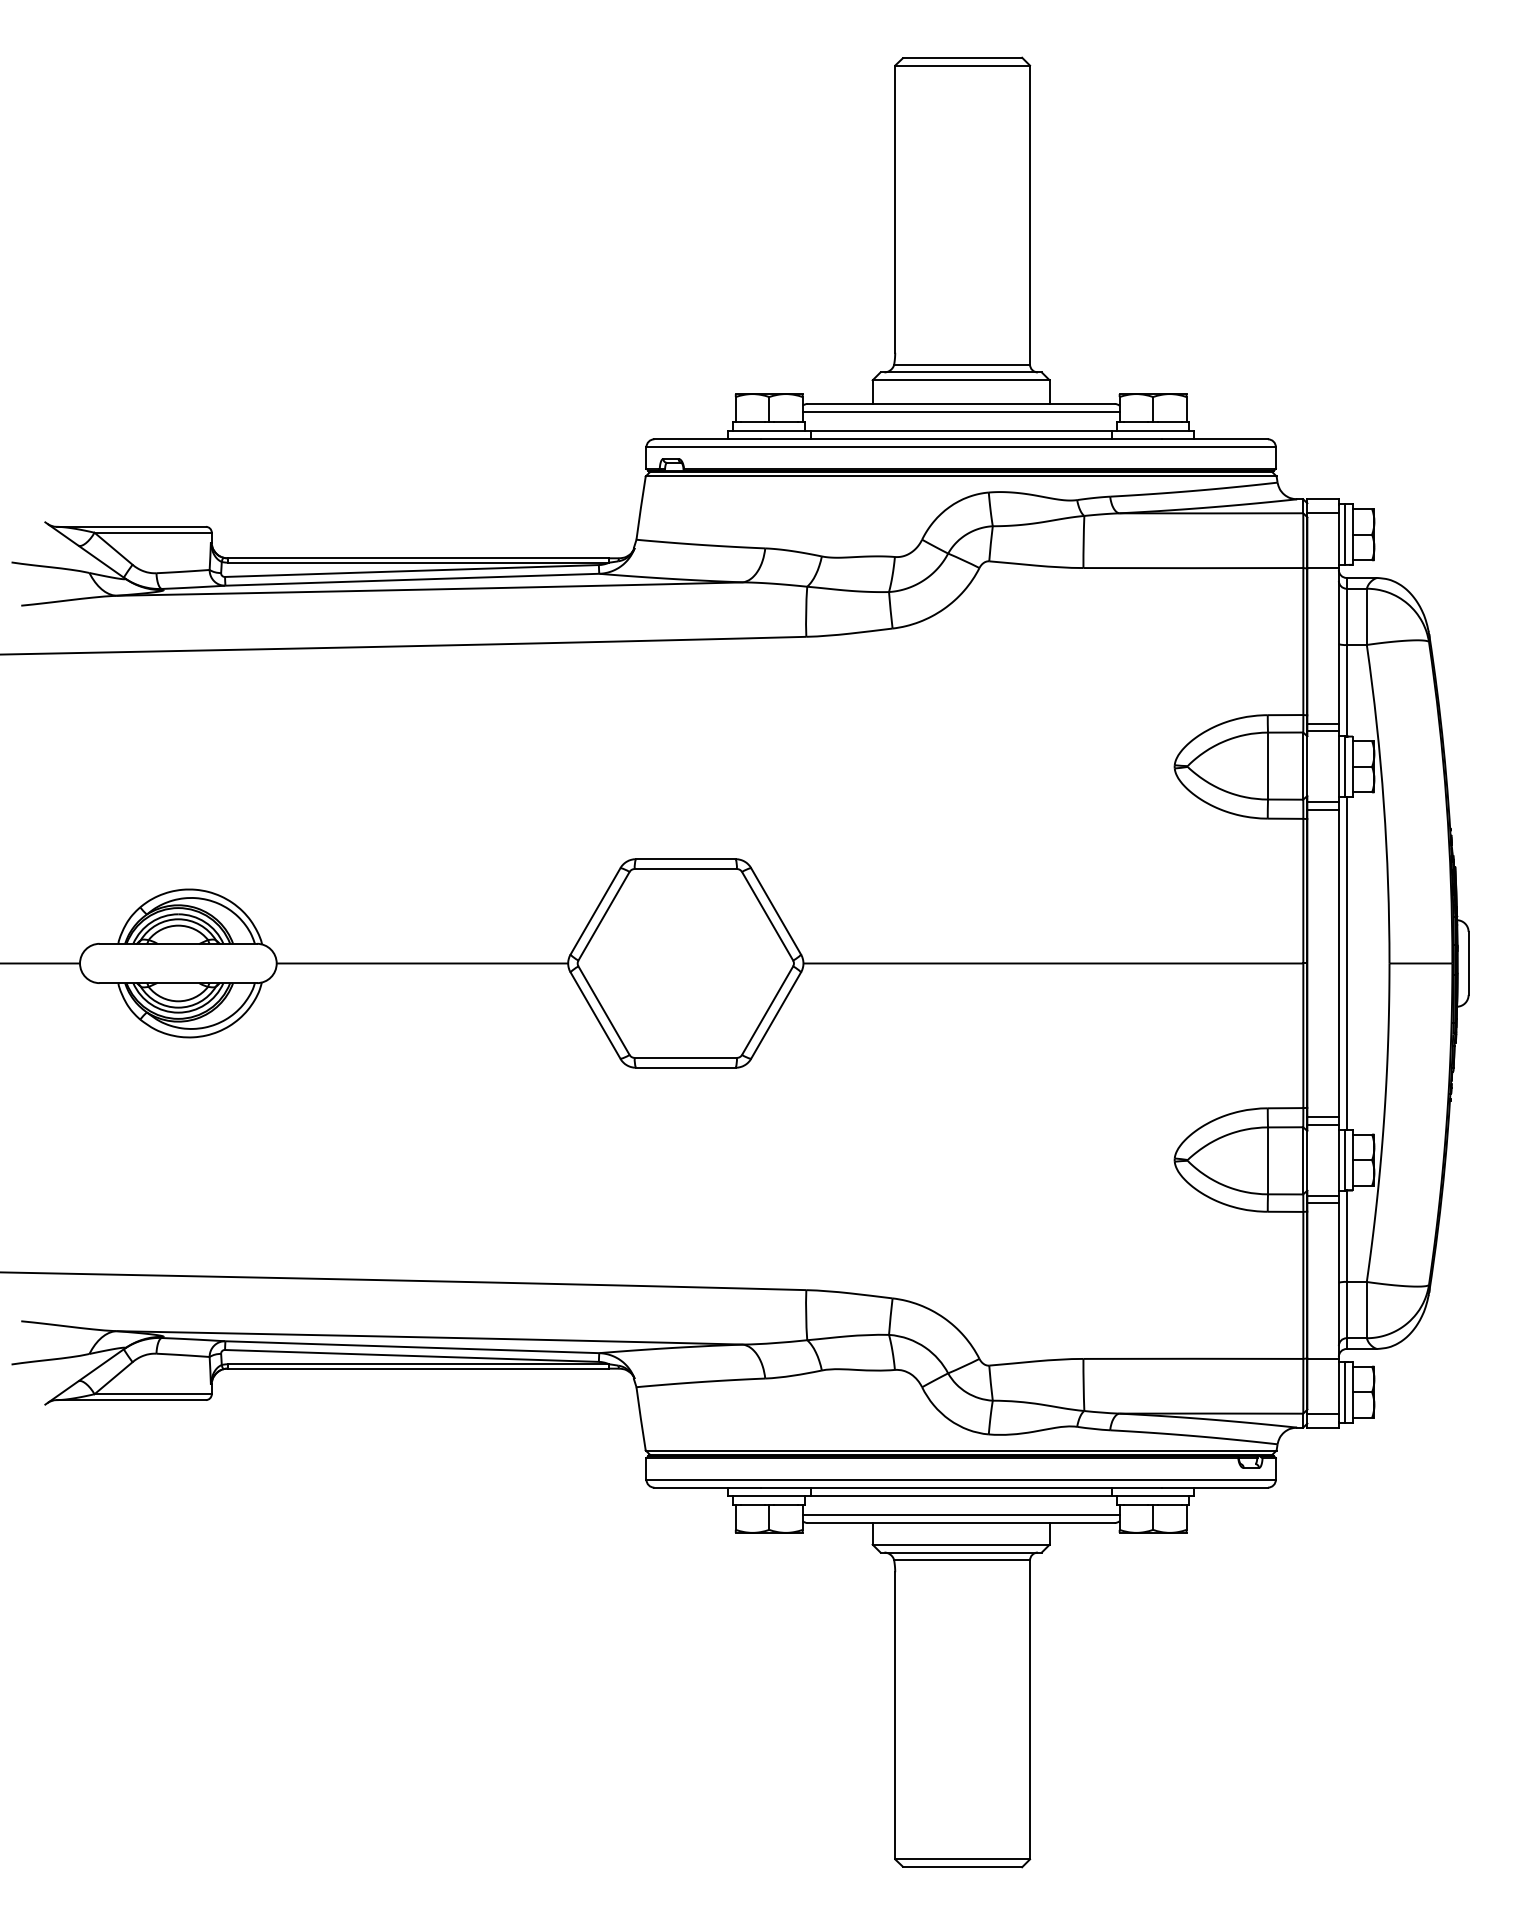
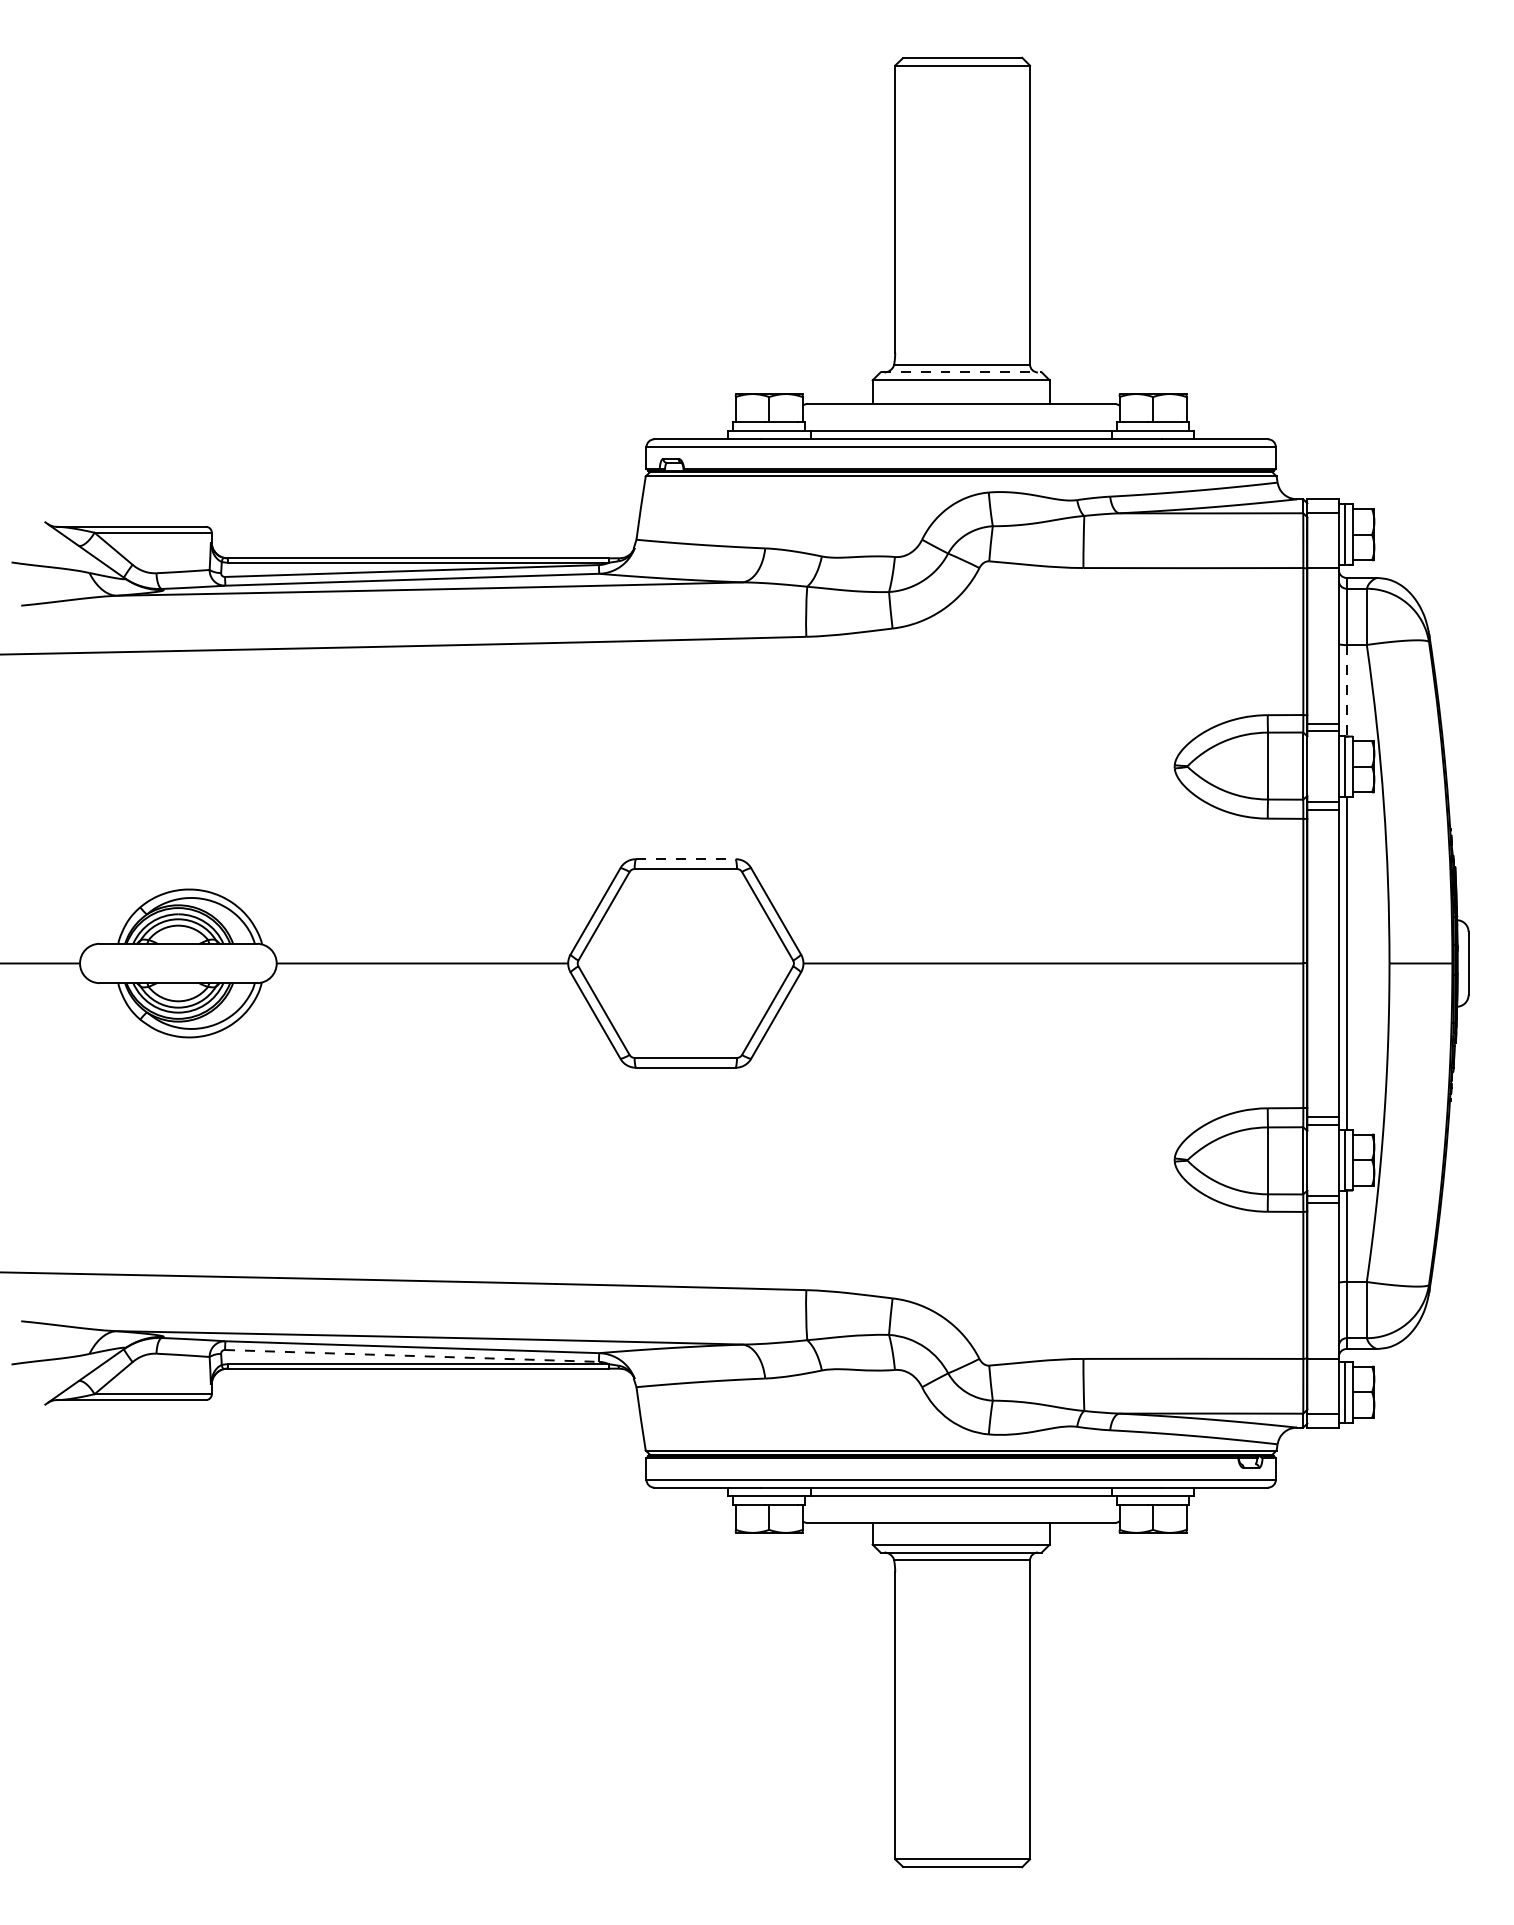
line: solid -> dashed (961, 372)
line: present -> none (960, 411)
line: solid -> dashed (1346, 690)
line: solid -> dashed (685, 859)
line: solid -> dashed (412, 1355)
line: present -> none (960, 1515)
